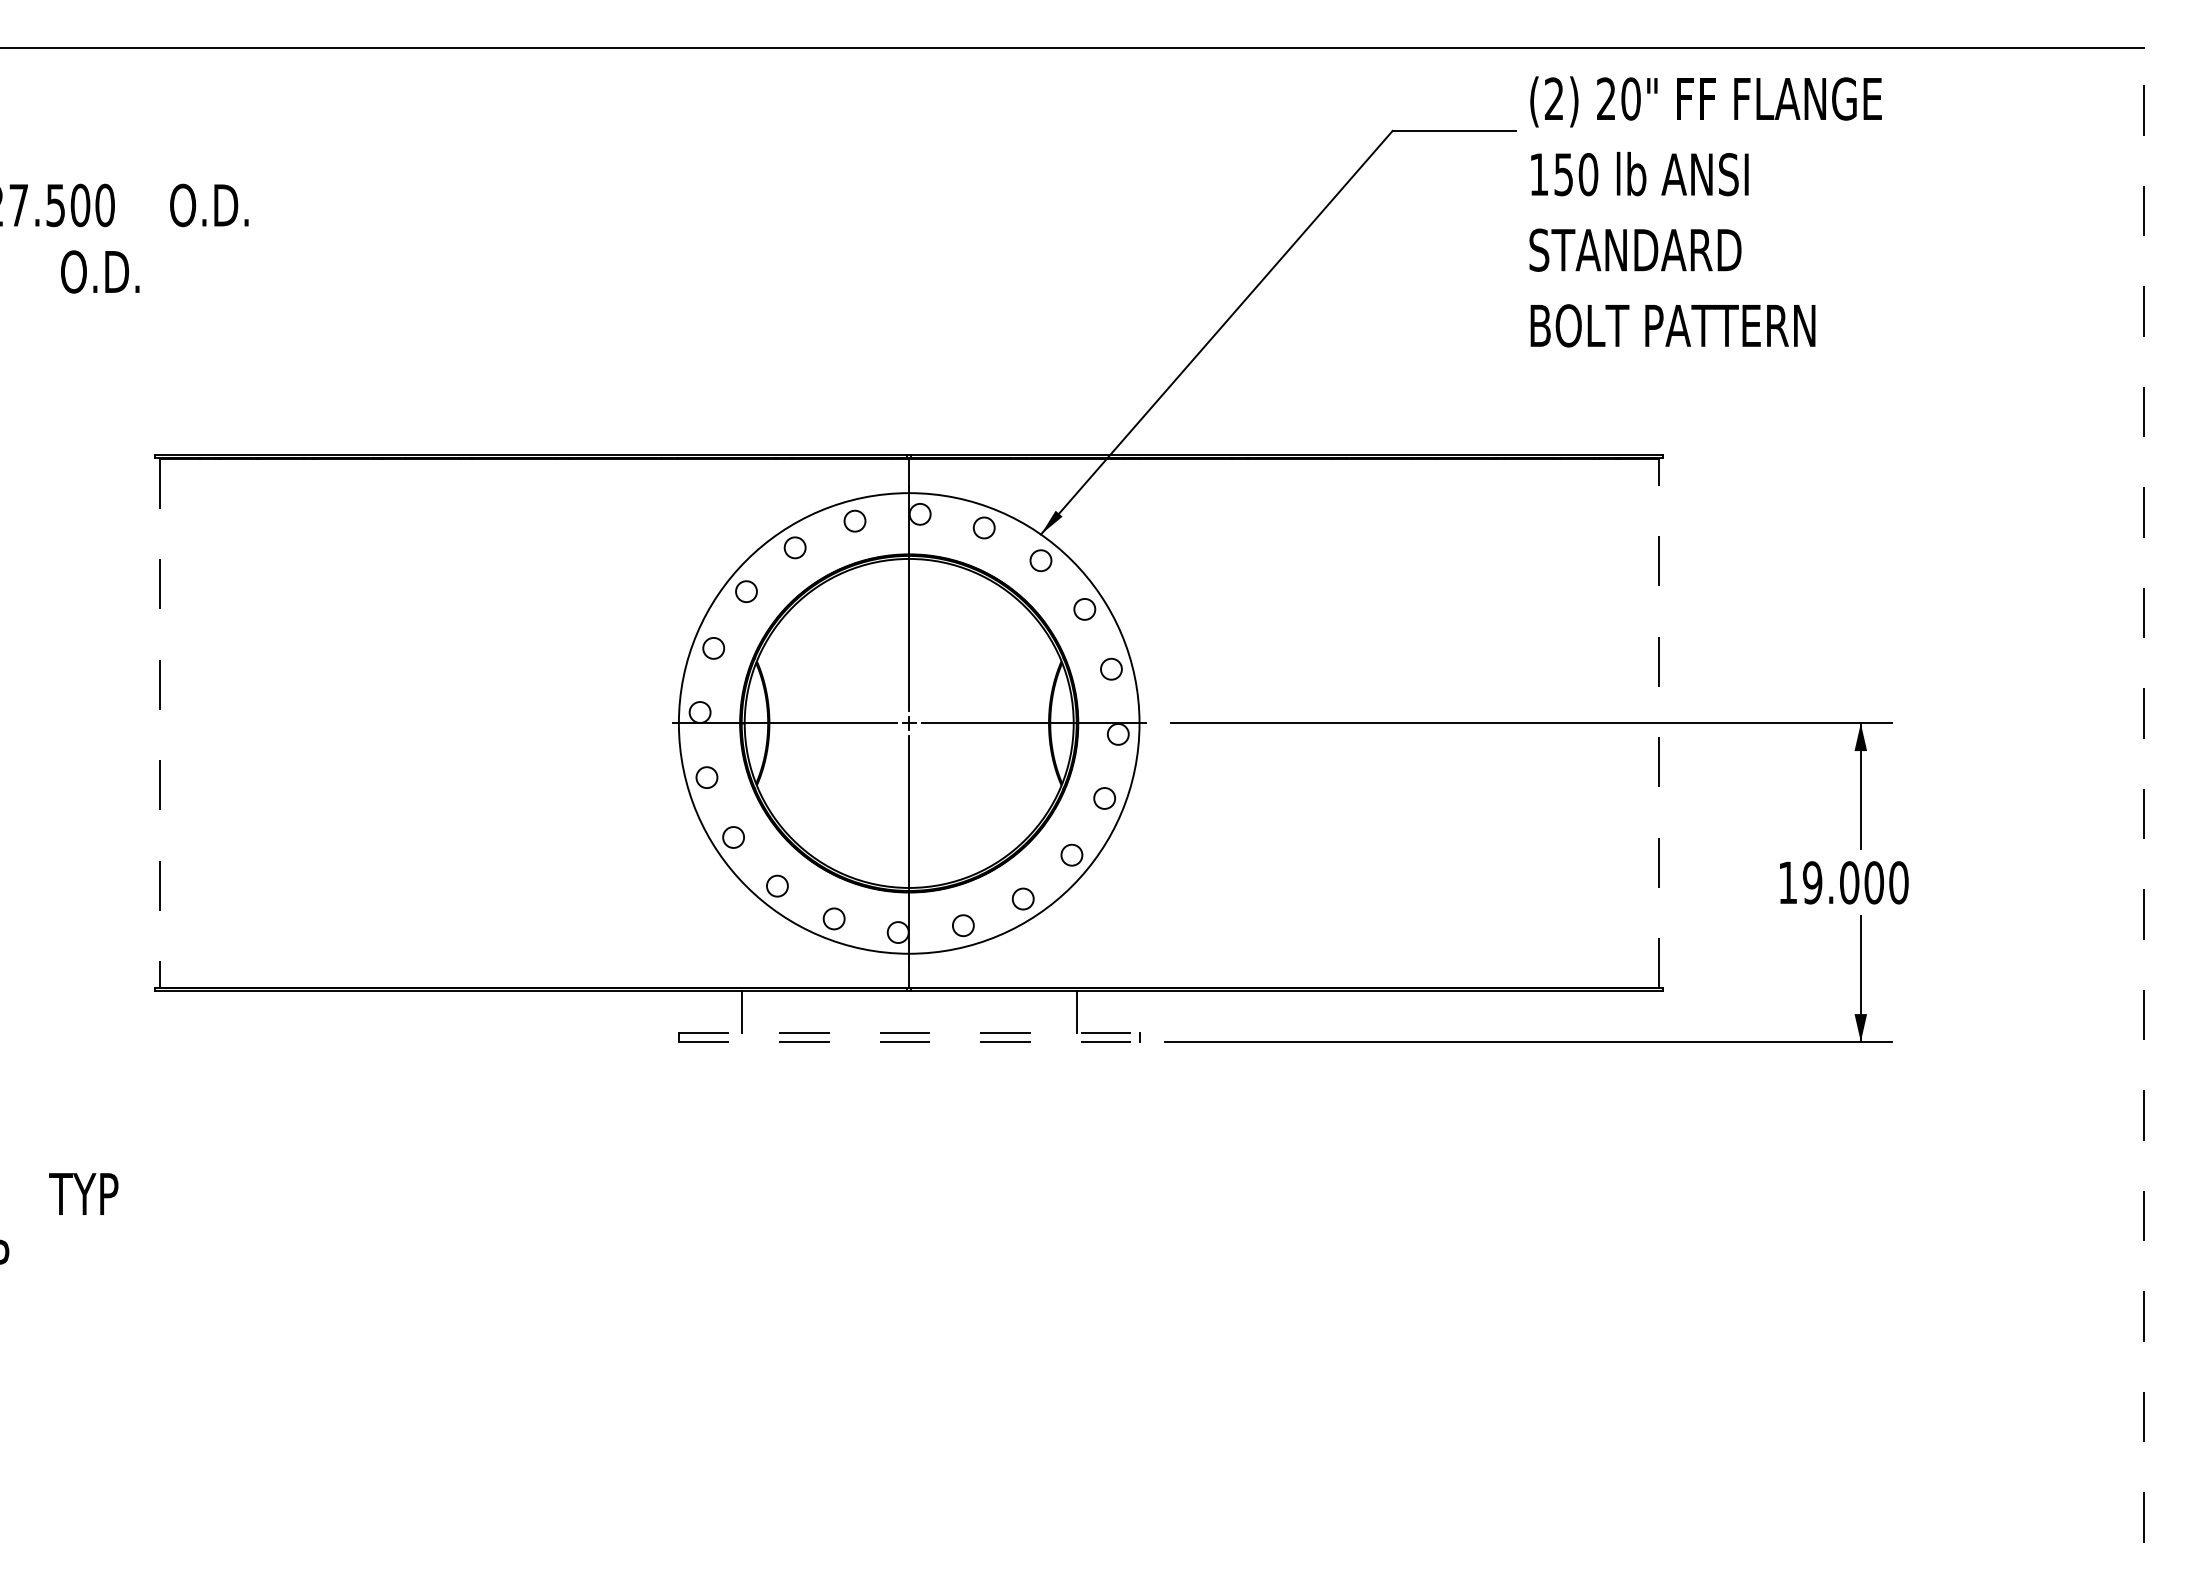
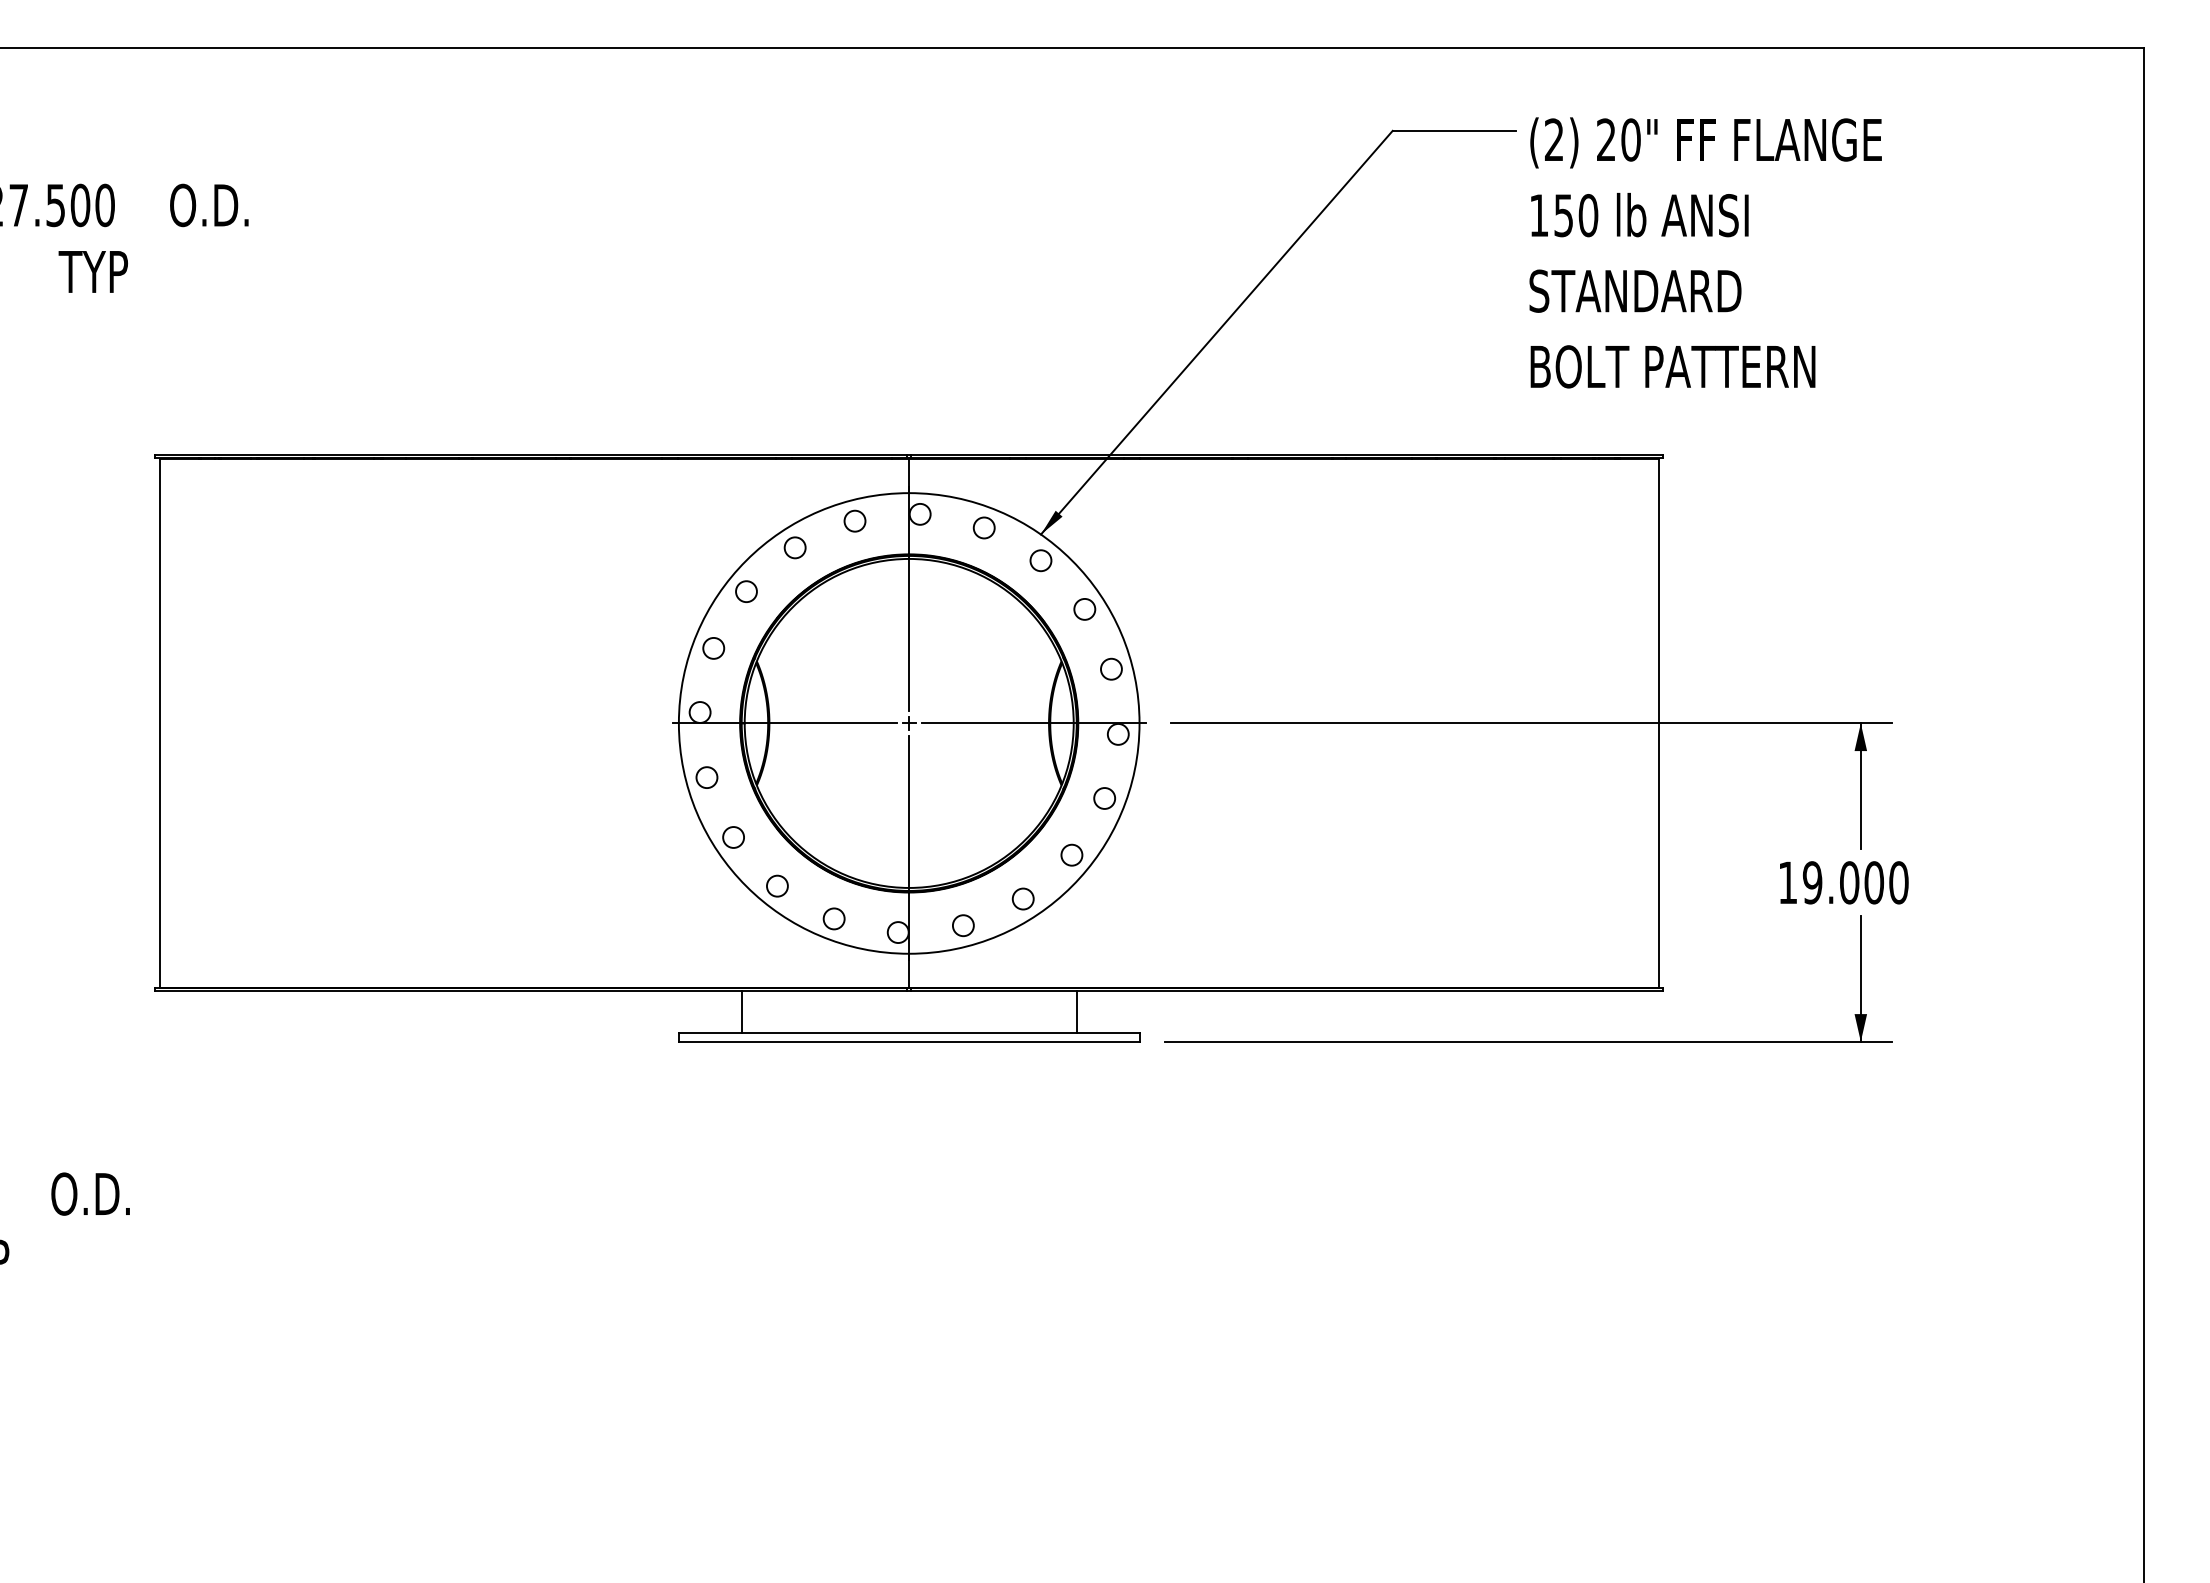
text position: (1705, 211) -> (1705, 252) (1705, 252)
text: O.D. -> TYP (98, 271)
line: dashed -> solid (159, 723)
line: dashed -> solid (1658, 723)
line: dashed -> solid (2143, 814)
line: dashed -> solid (909, 1033)
line: dashed -> solid (909, 1041)
text: TYP -> O.D. (89, 1193)
